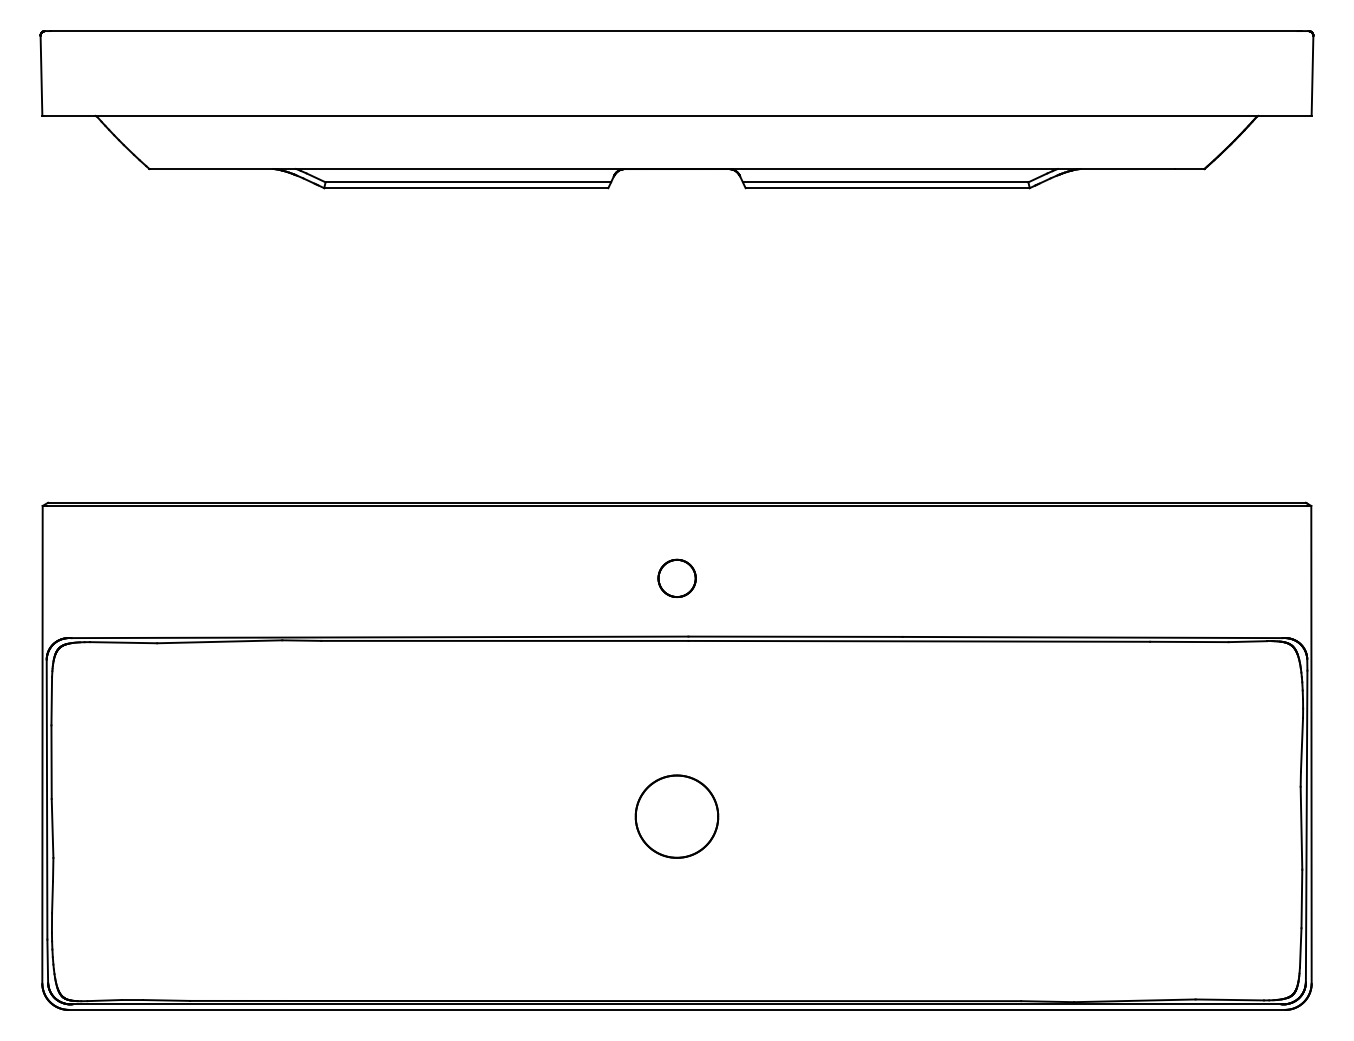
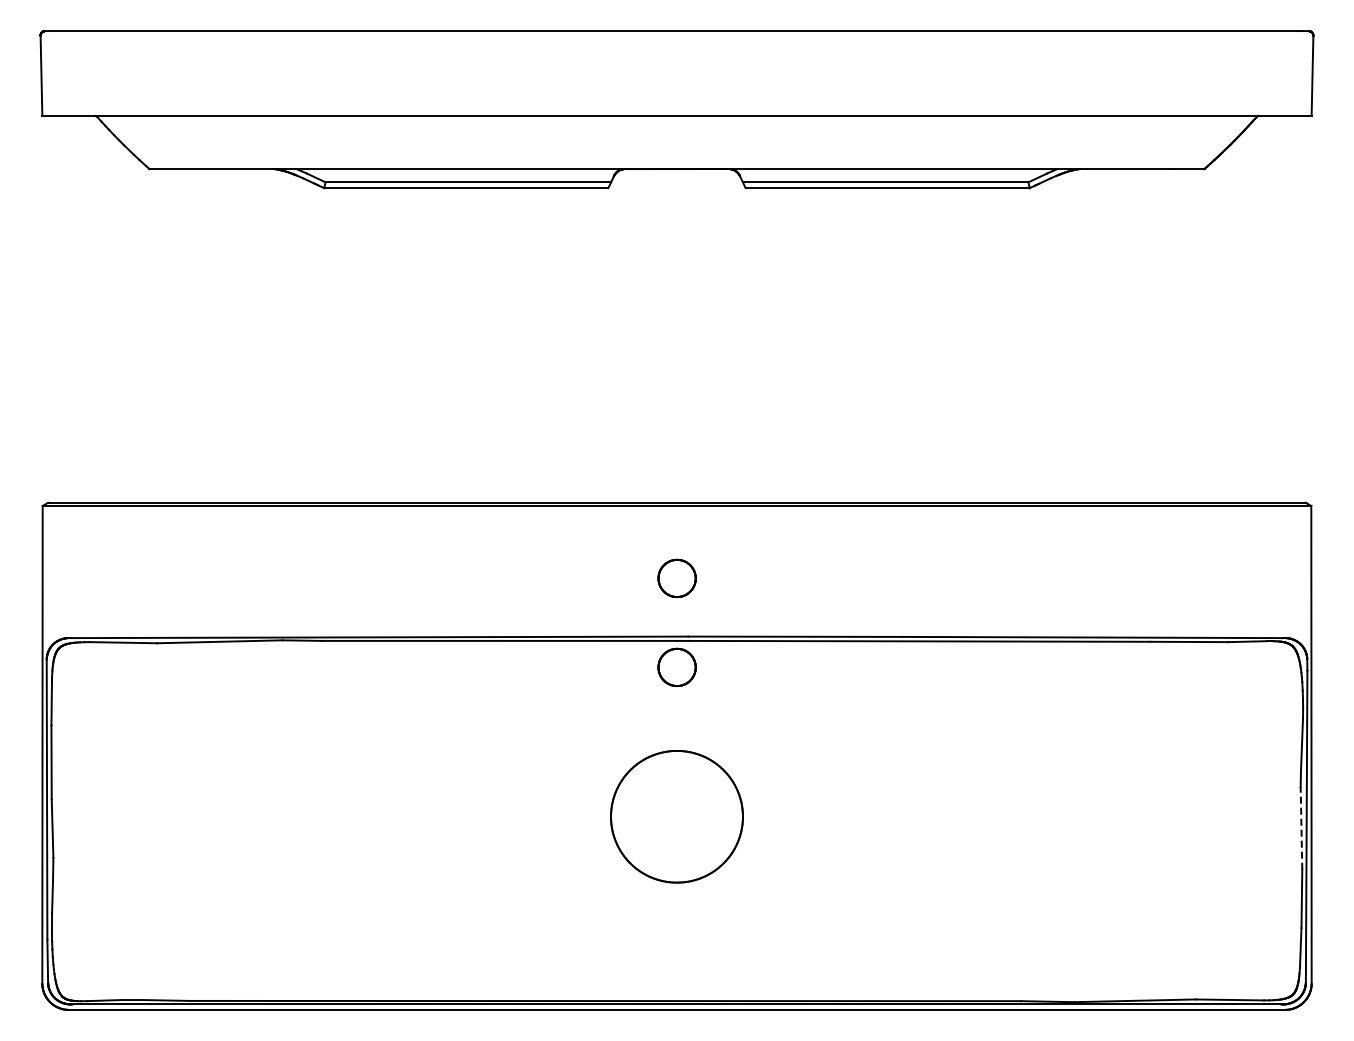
part: none -> present (676, 666)
part size: 86x85 px -> 134x134 px (676, 816)
line: solid -> dashed (1301, 827)
